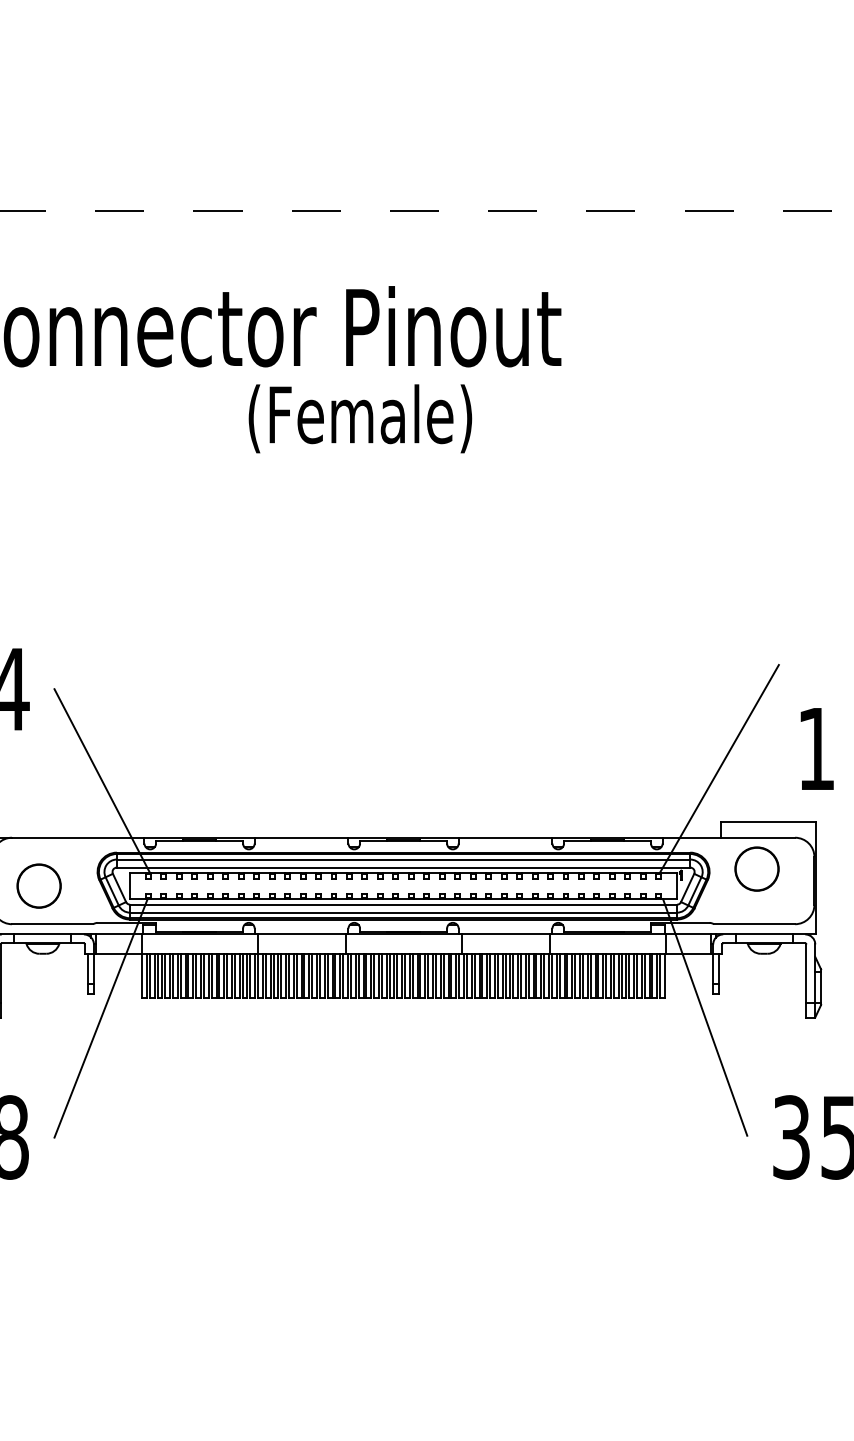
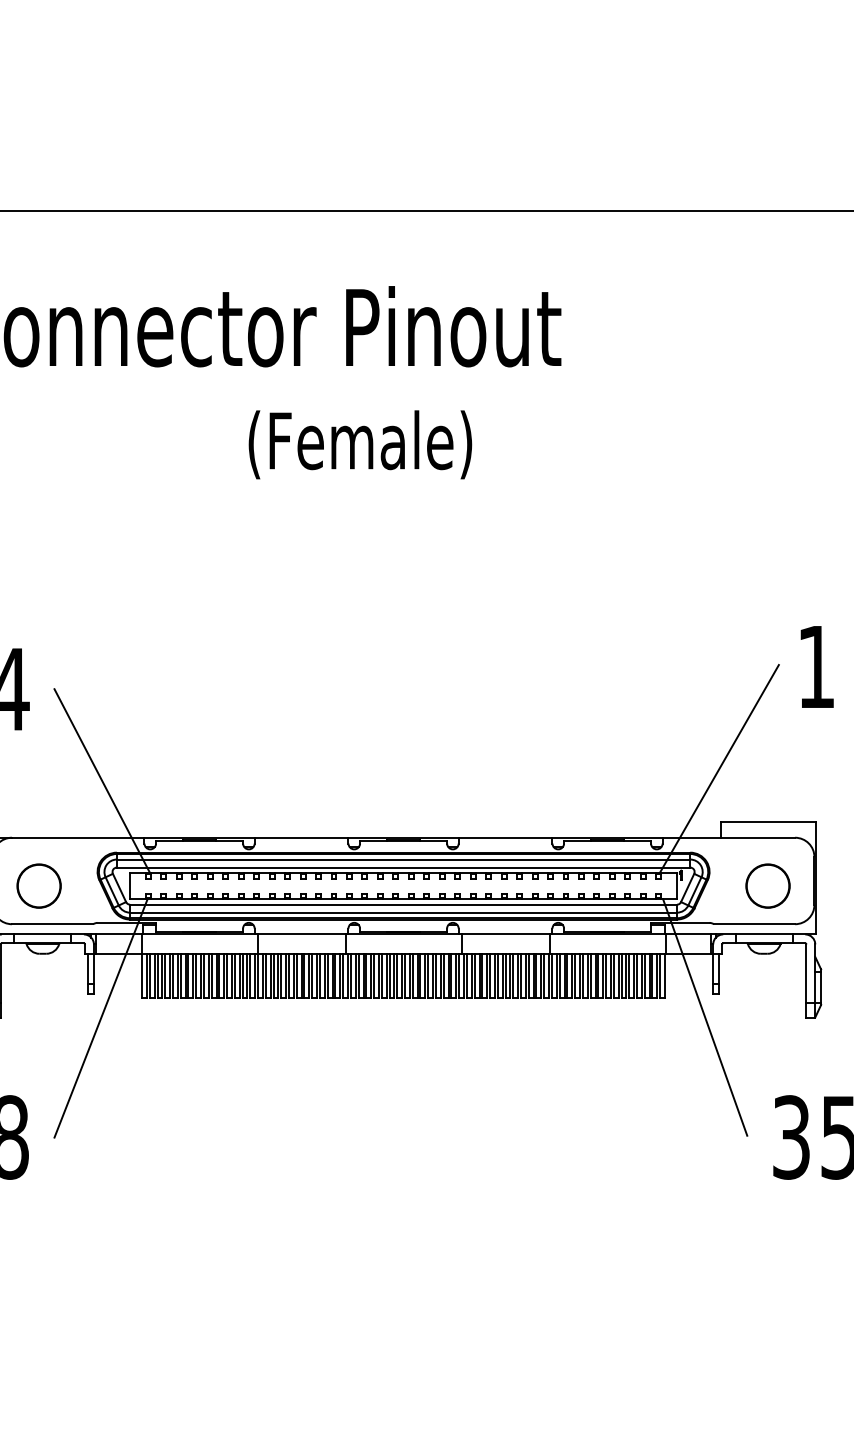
line: dashed -> solid (426, 210)
text position: (360, 418) -> (360, 444) (360, 444)
text position: (816, 748) -> (816, 666) (816, 666)
circle position: (756, 868) -> (767, 885) (767, 885)
